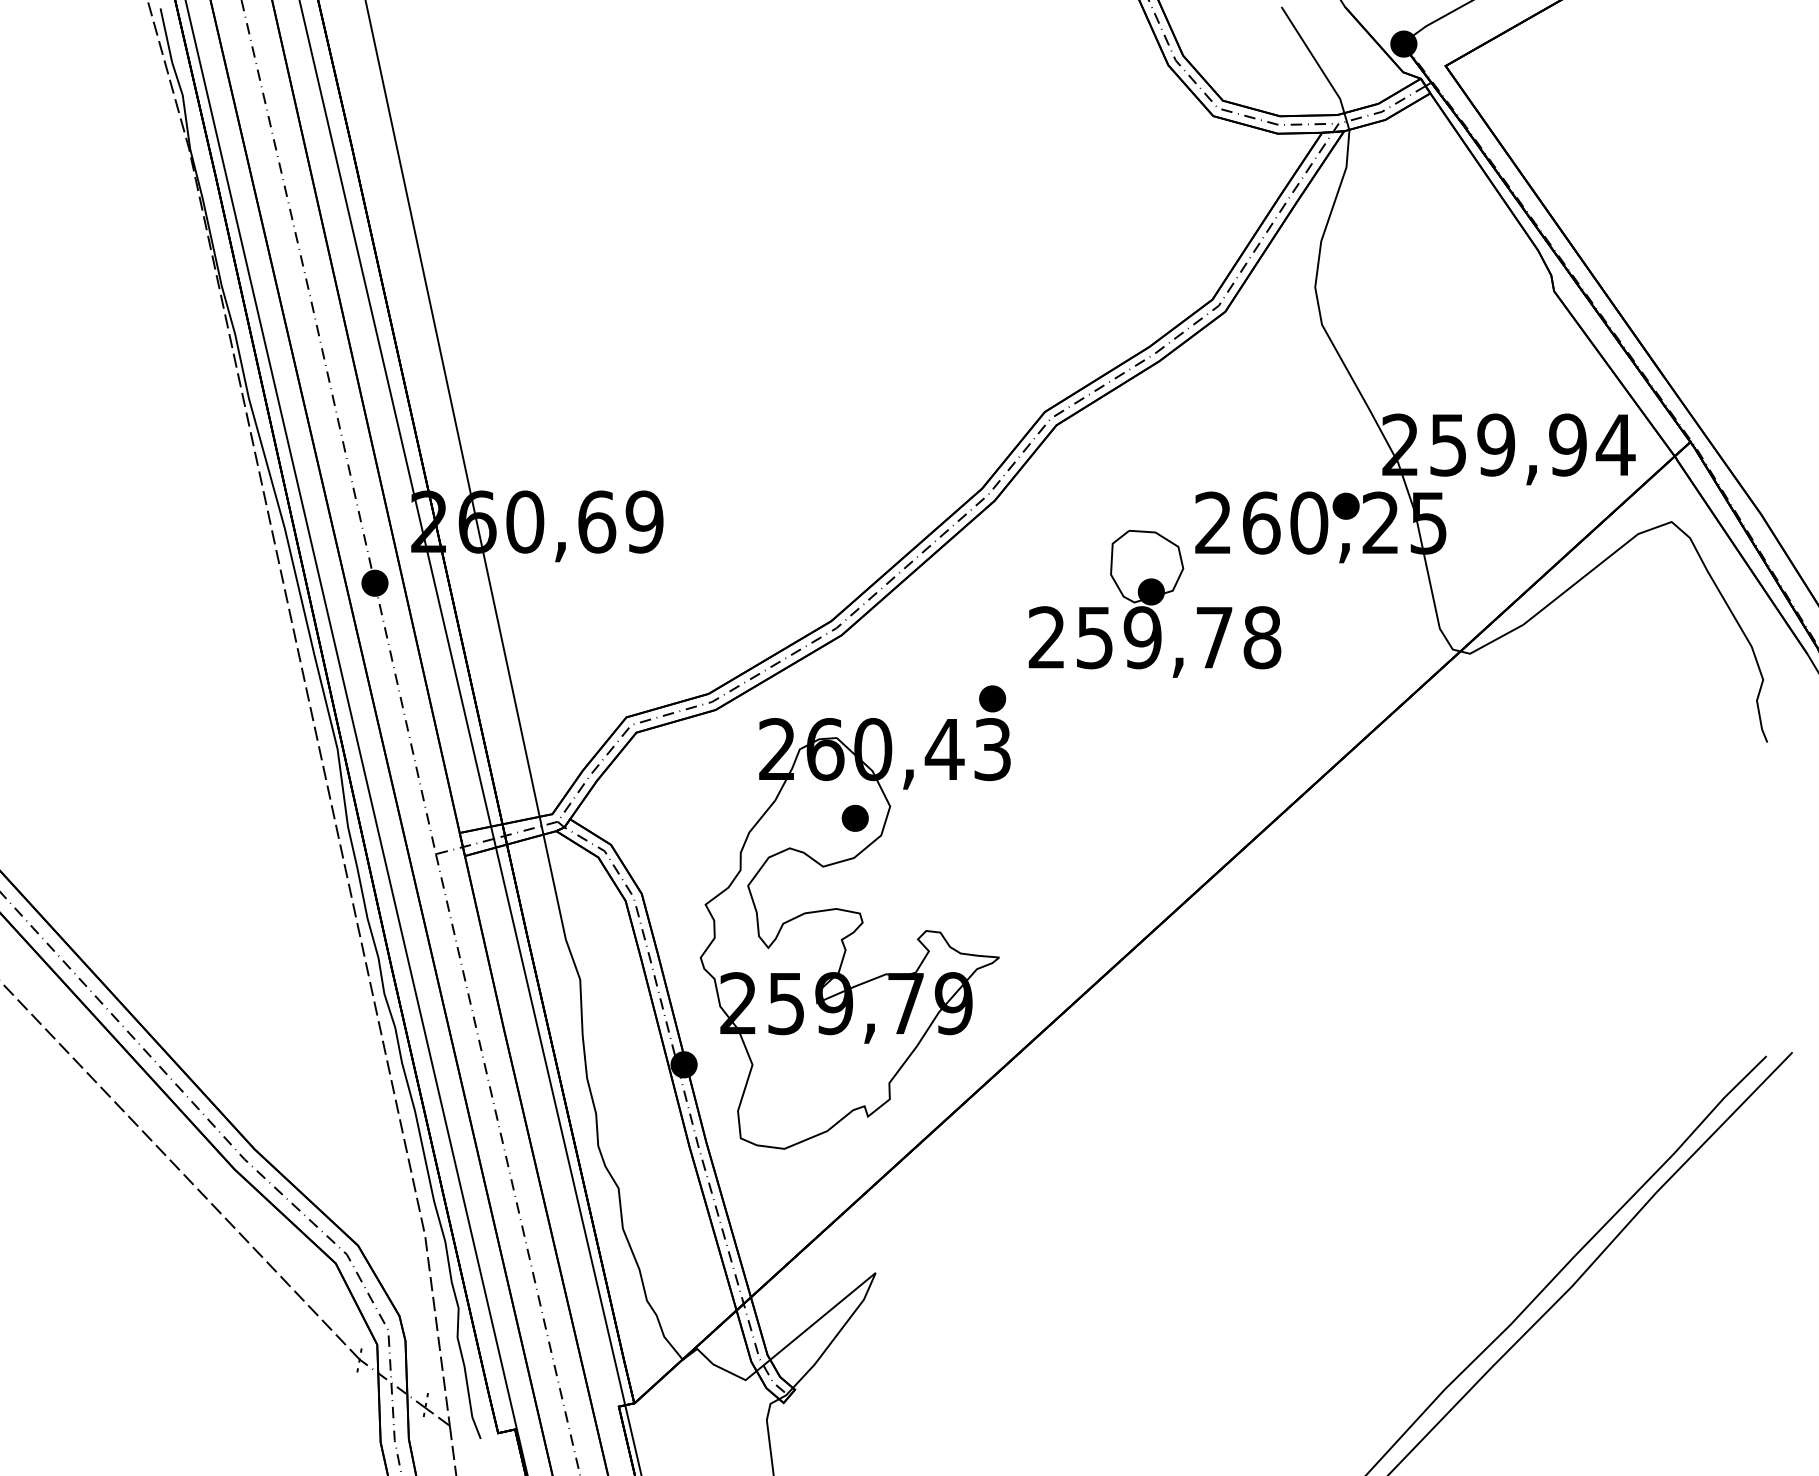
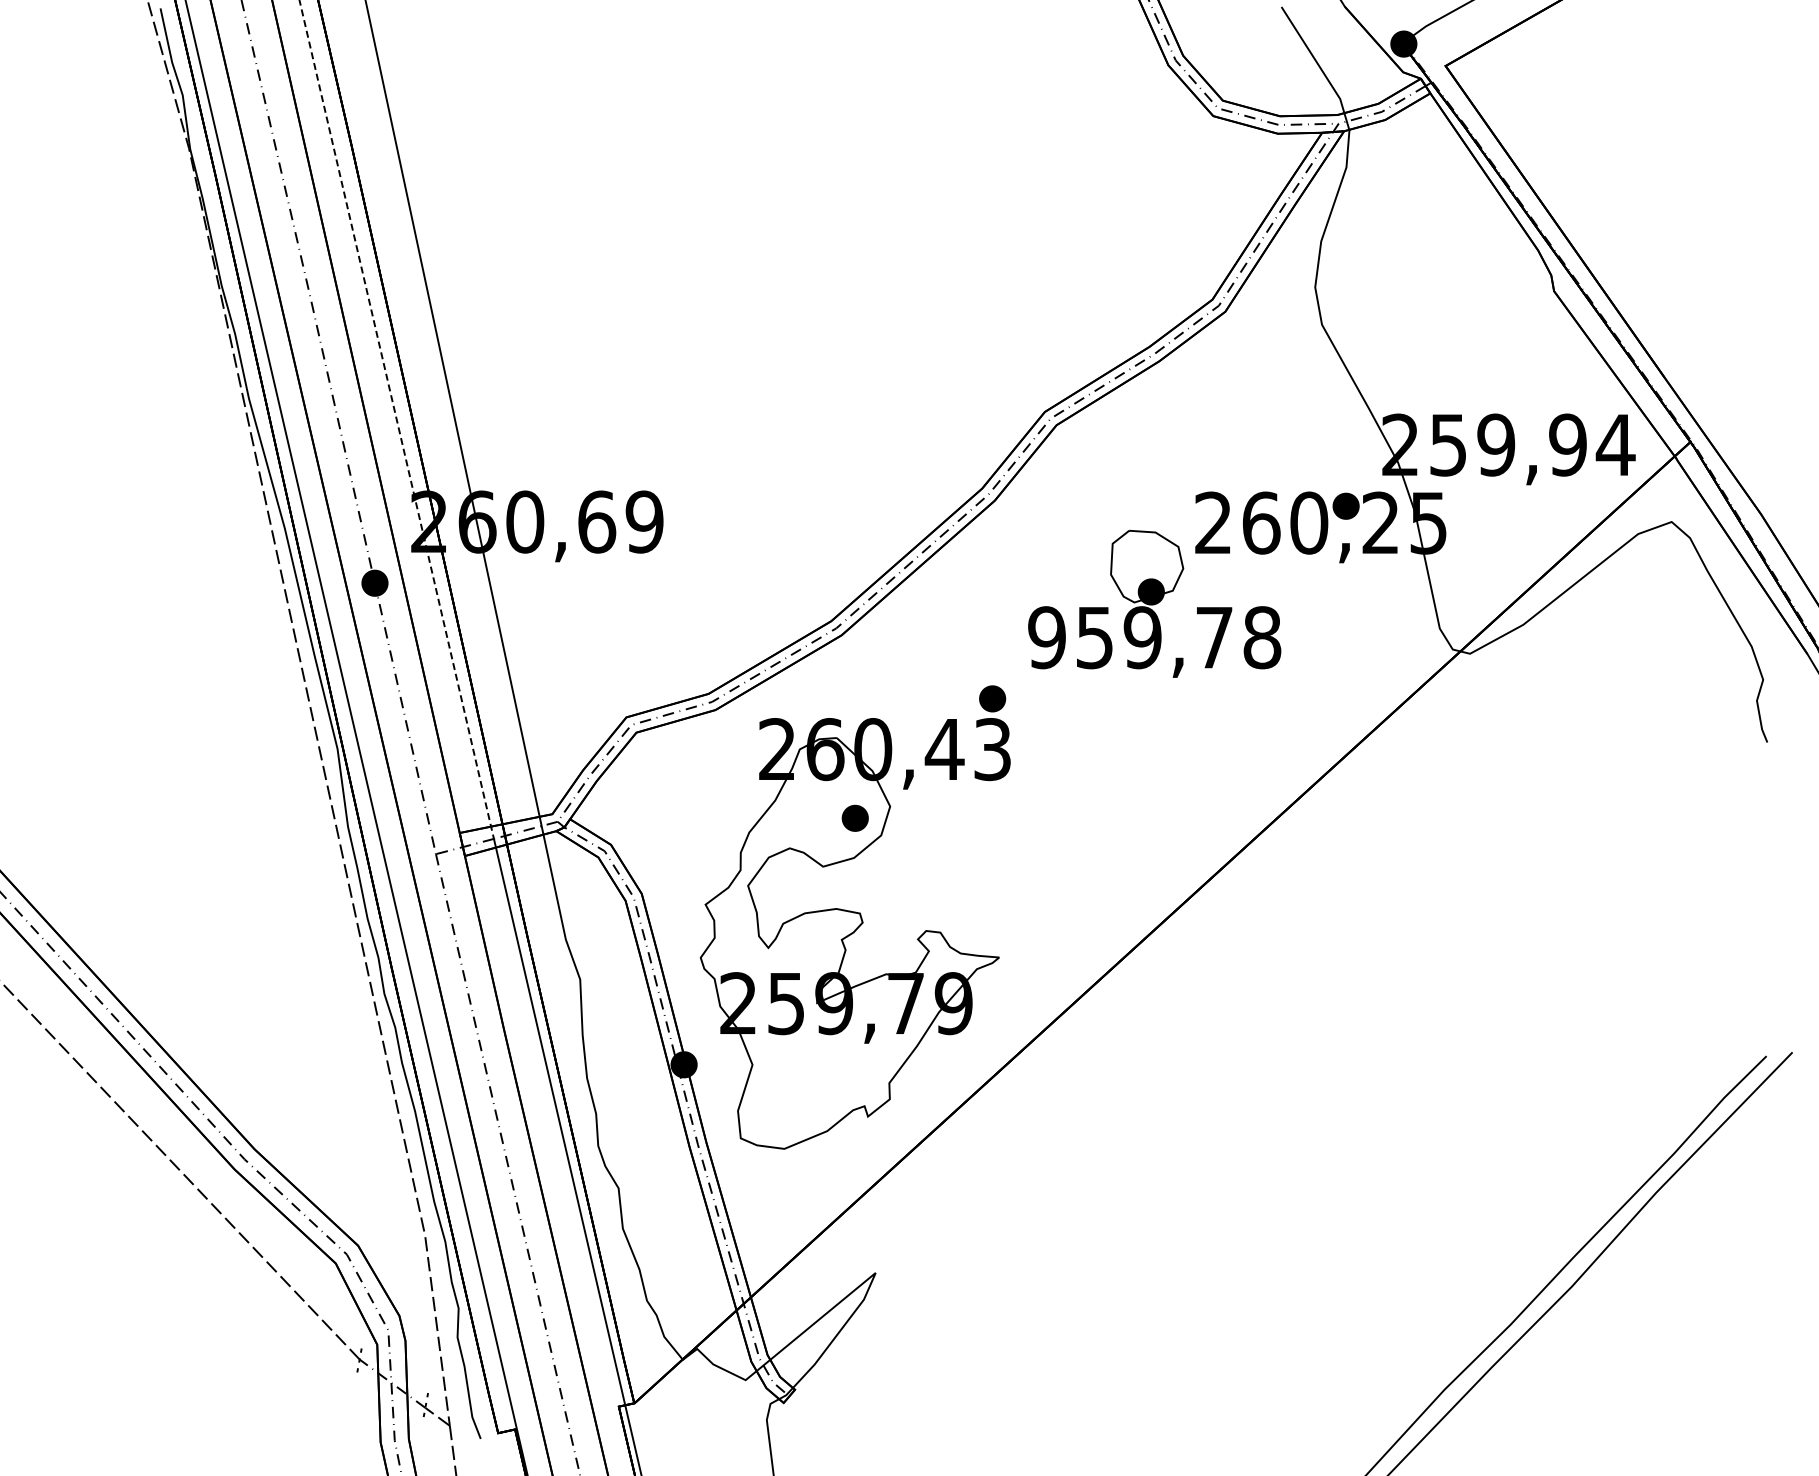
line: solid -> dashed (396, 420)
text: 259,78 -> 959,78 (1046, 637)
